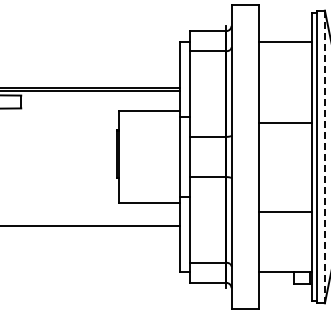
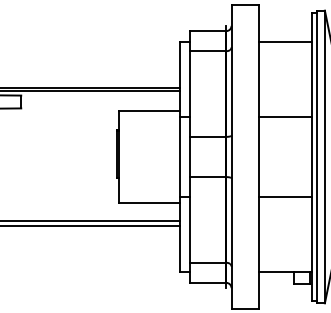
line position: (285, 123) -> (285, 117) (285, 117)
line: dashed -> solid (324, 157)
line position: (285, 211) -> (285, 196) (285, 196)
line: none -> present (90, 220)
